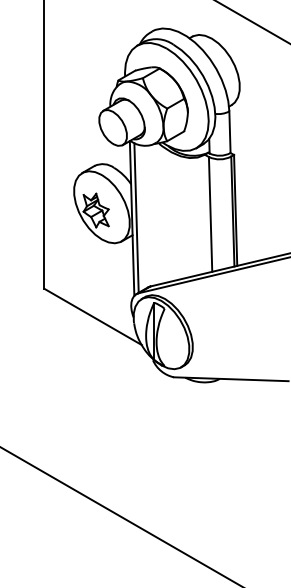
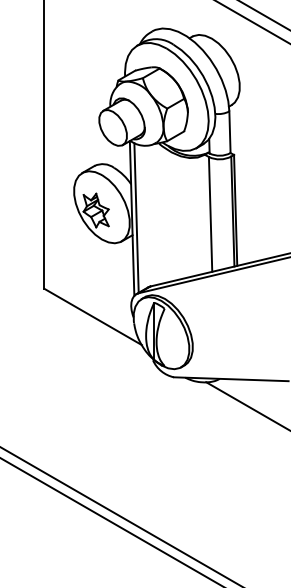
line: none -> present (264, 15)
line: none -> present (246, 405)
line: none -> present (110, 521)
